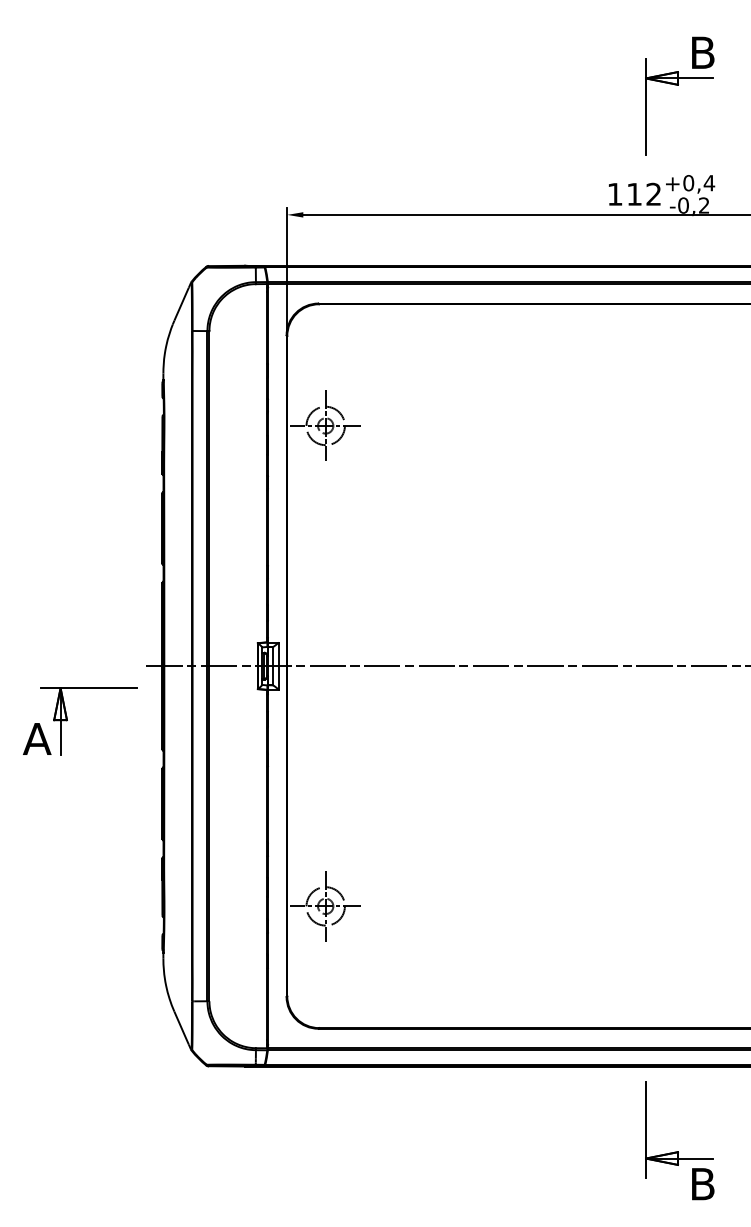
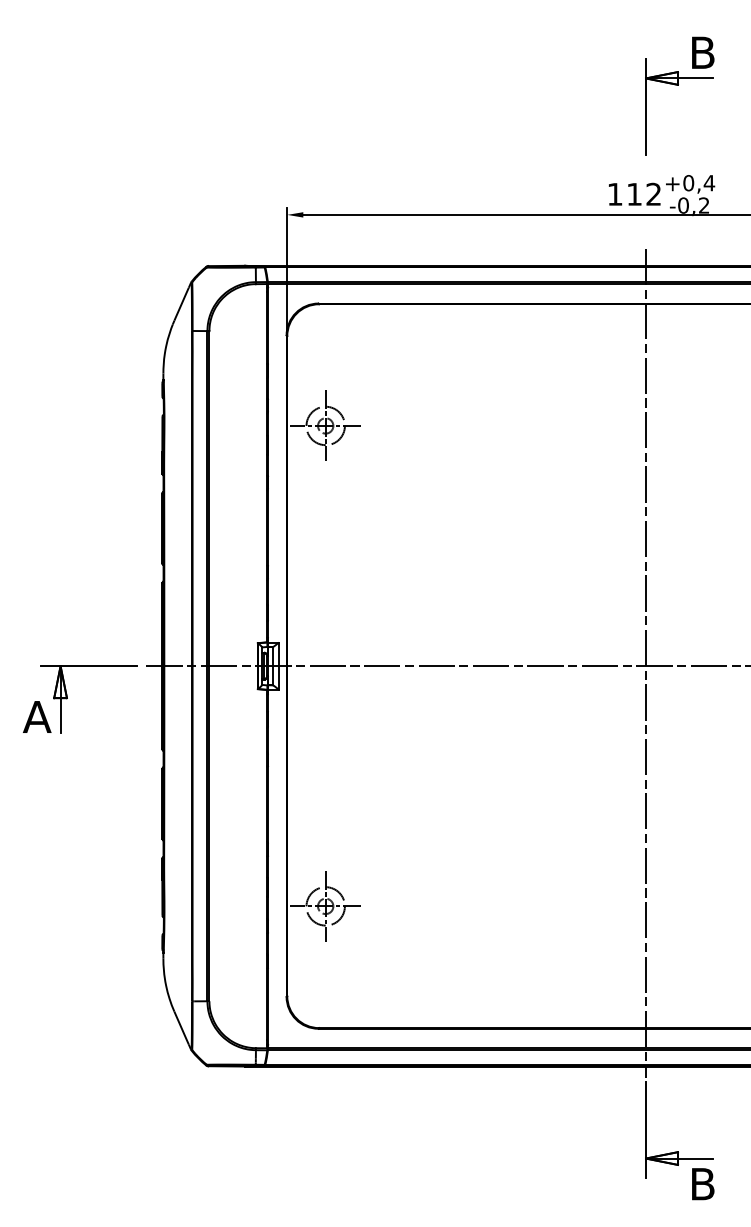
line: none -> present (646, 663)
part position: (67, 720) -> (67, 698) (67, 698)
